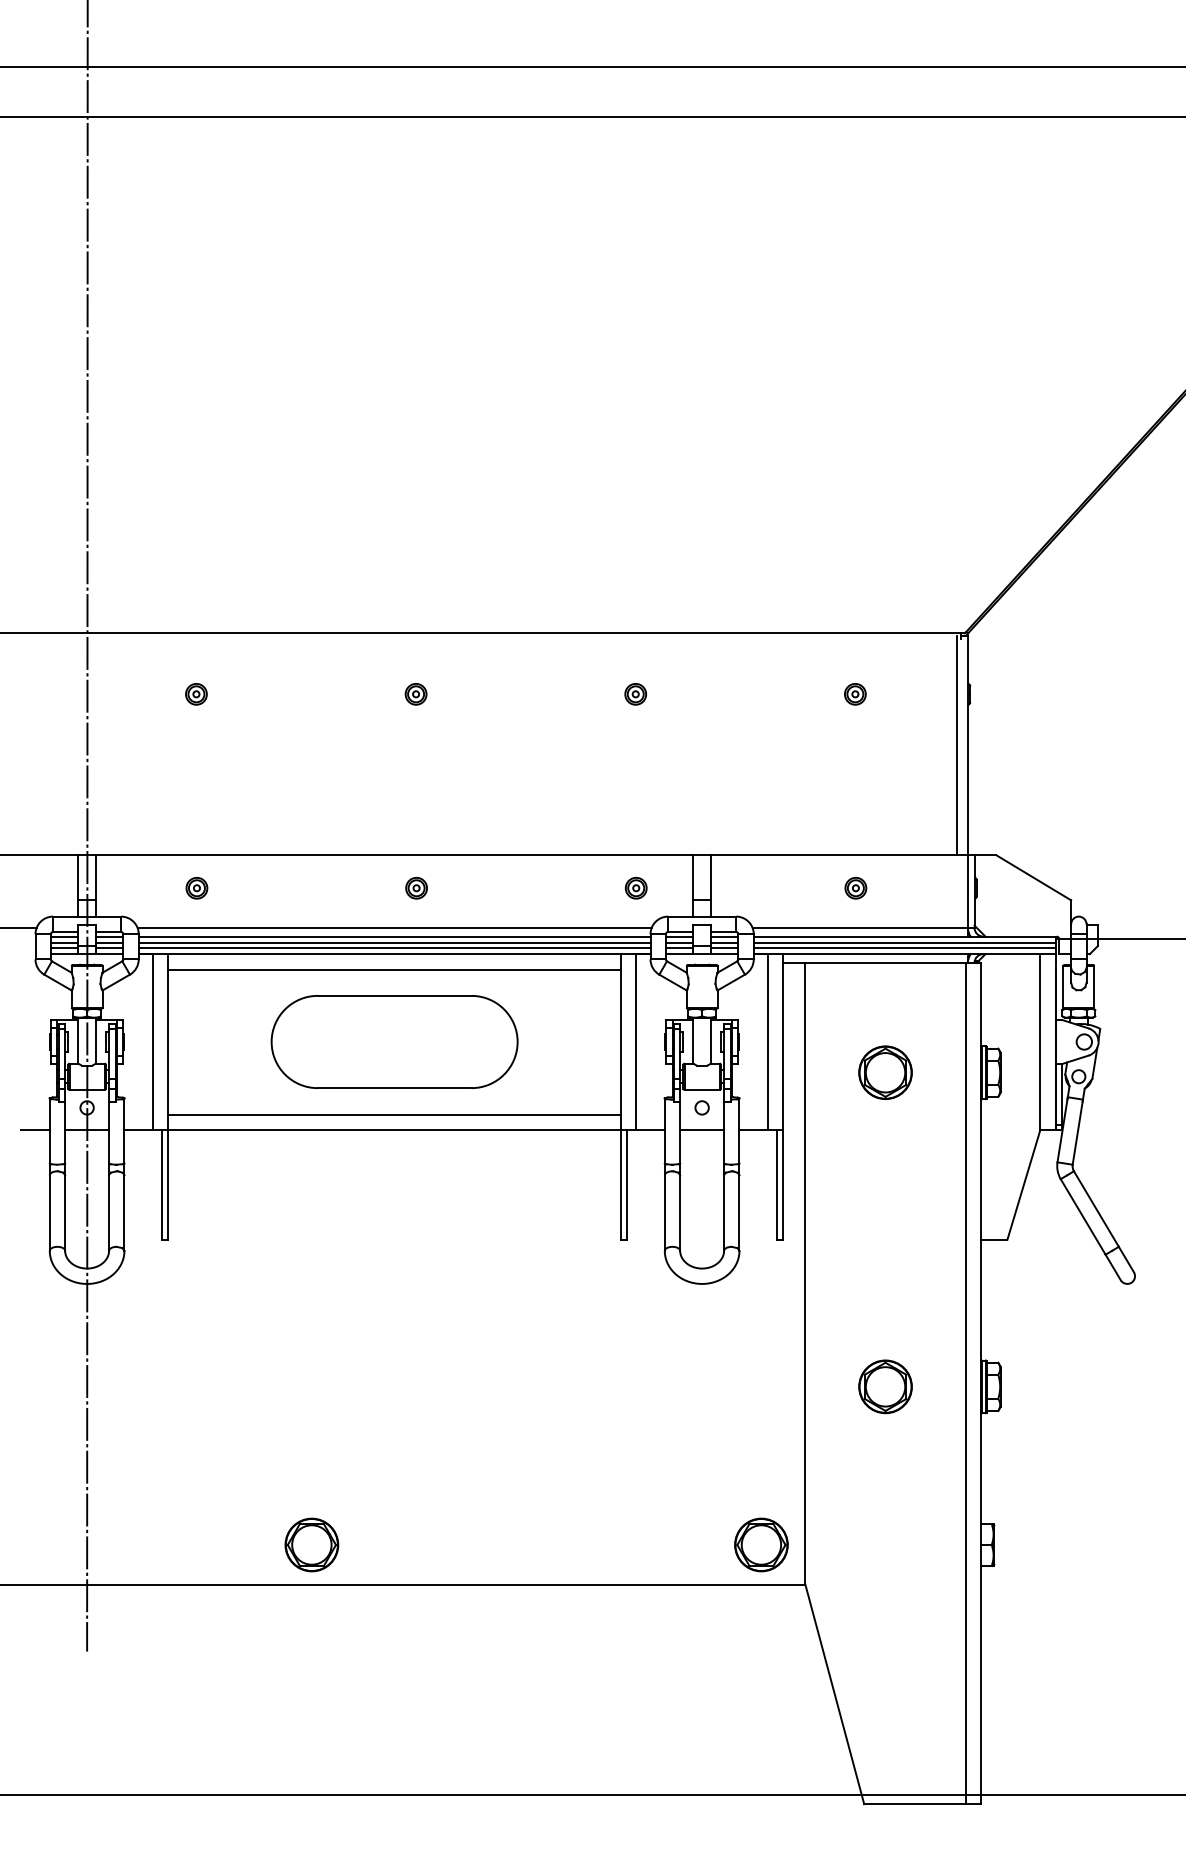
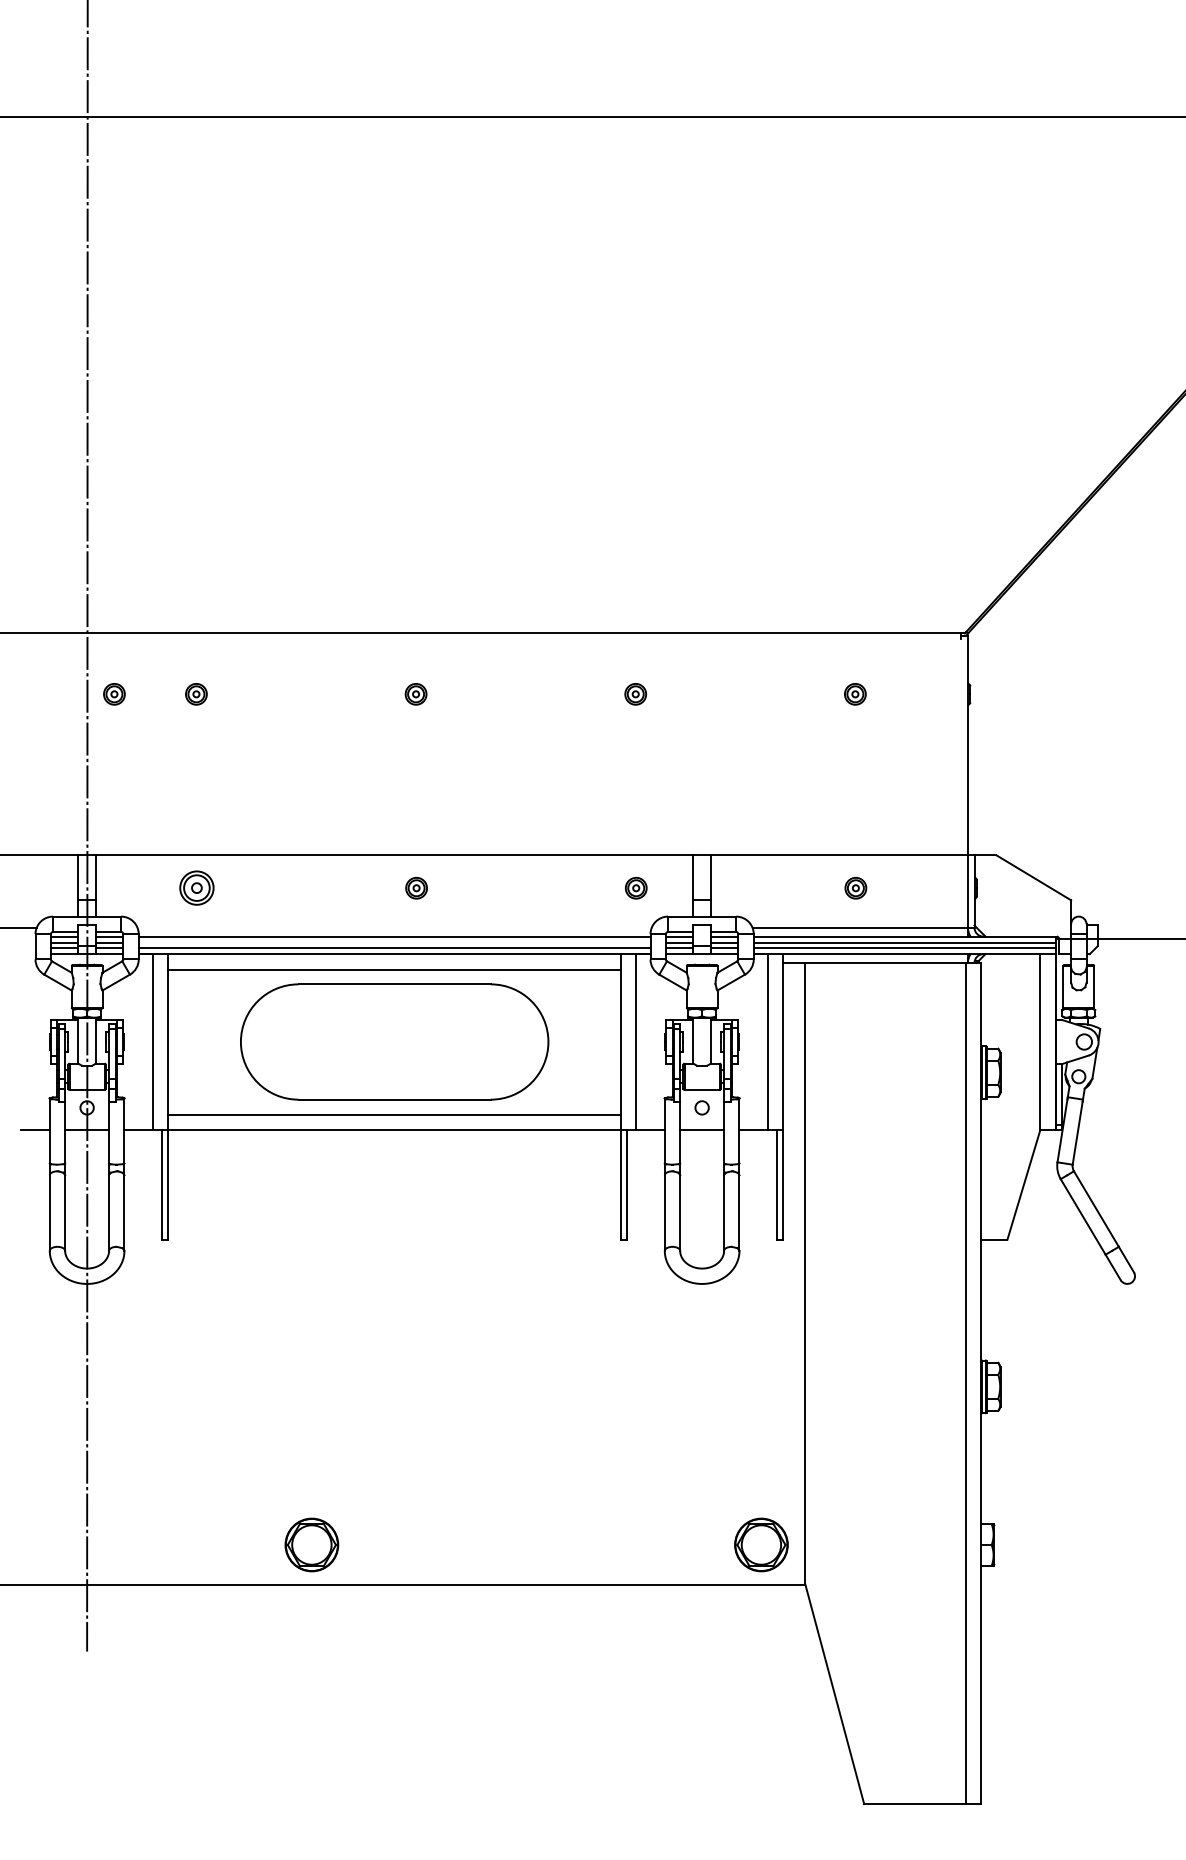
line: present -> none (592, 66)
part: none -> present (114, 694)
line: present -> none (956, 745)
part size: 24x23 px -> 36x36 px (196, 887)
line: present -> none (394, 927)
line: present -> none (394, 943)
part size: 249x94 px -> 310x118 px (394, 1041)
part: present -> none (885, 1072)
part: present -> none (885, 1386)
line: present -> none (592, 1795)
